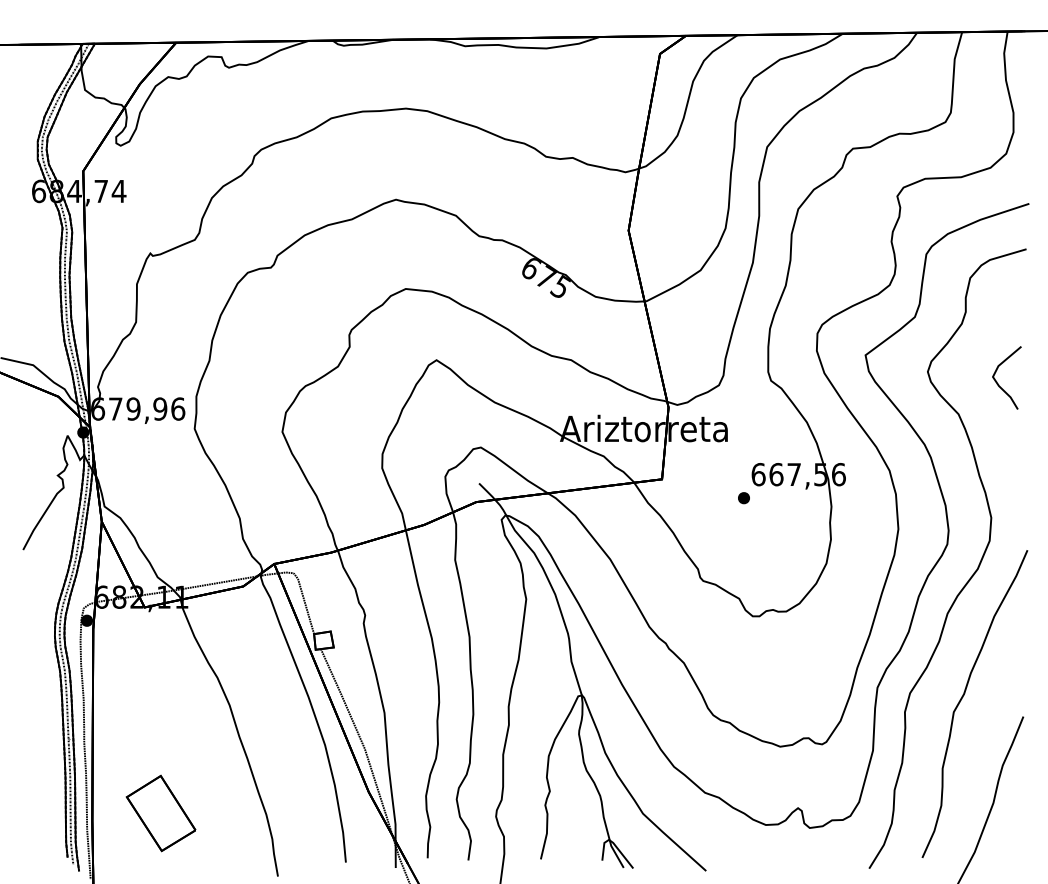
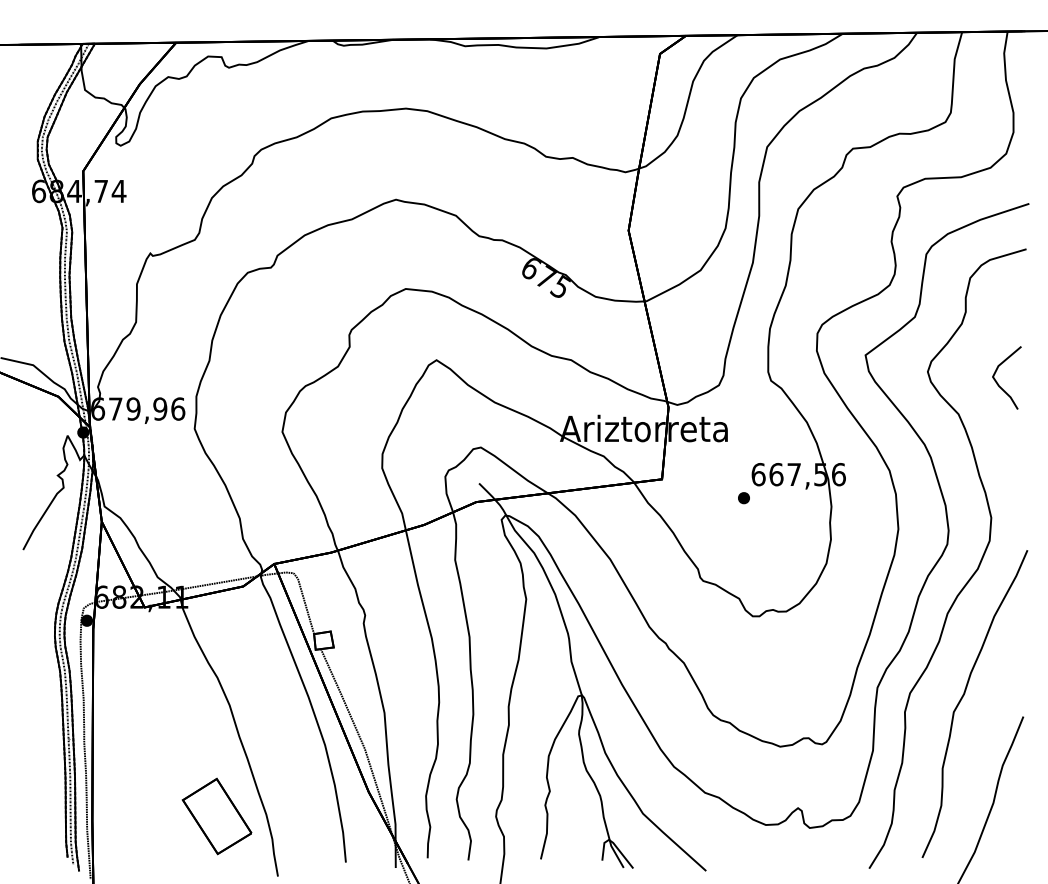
part position: (160, 813) -> (216, 816) (216, 816)
